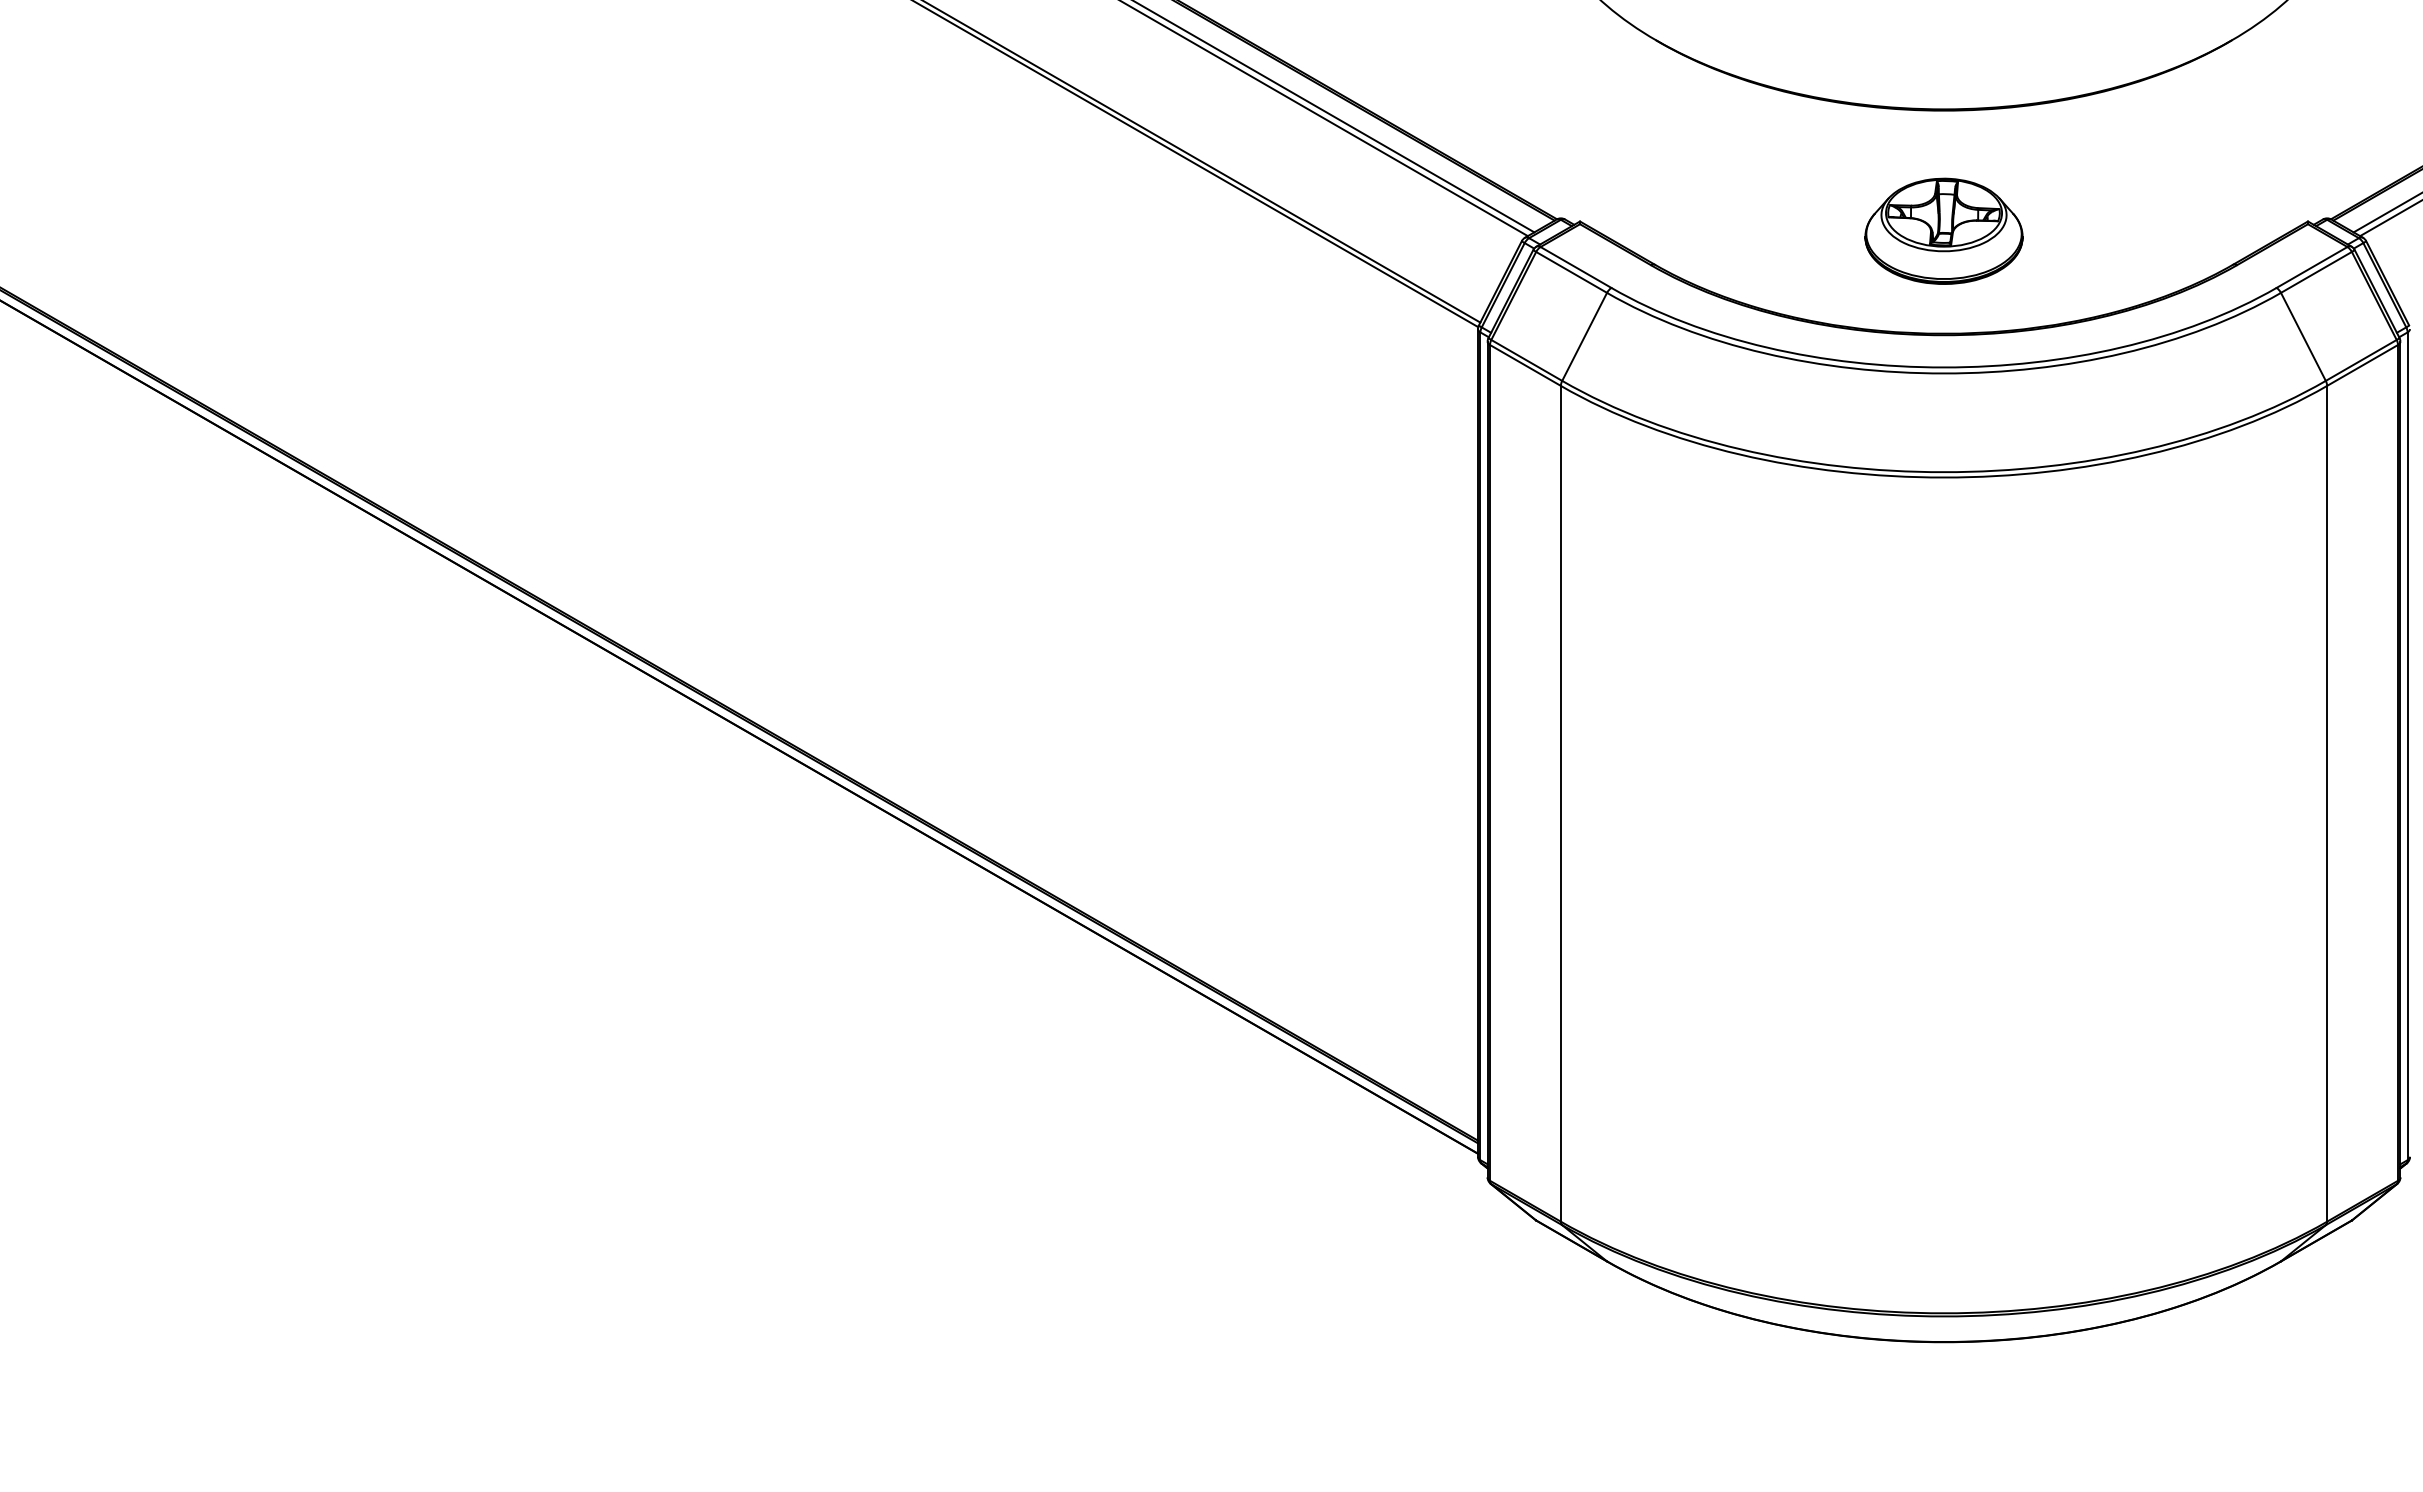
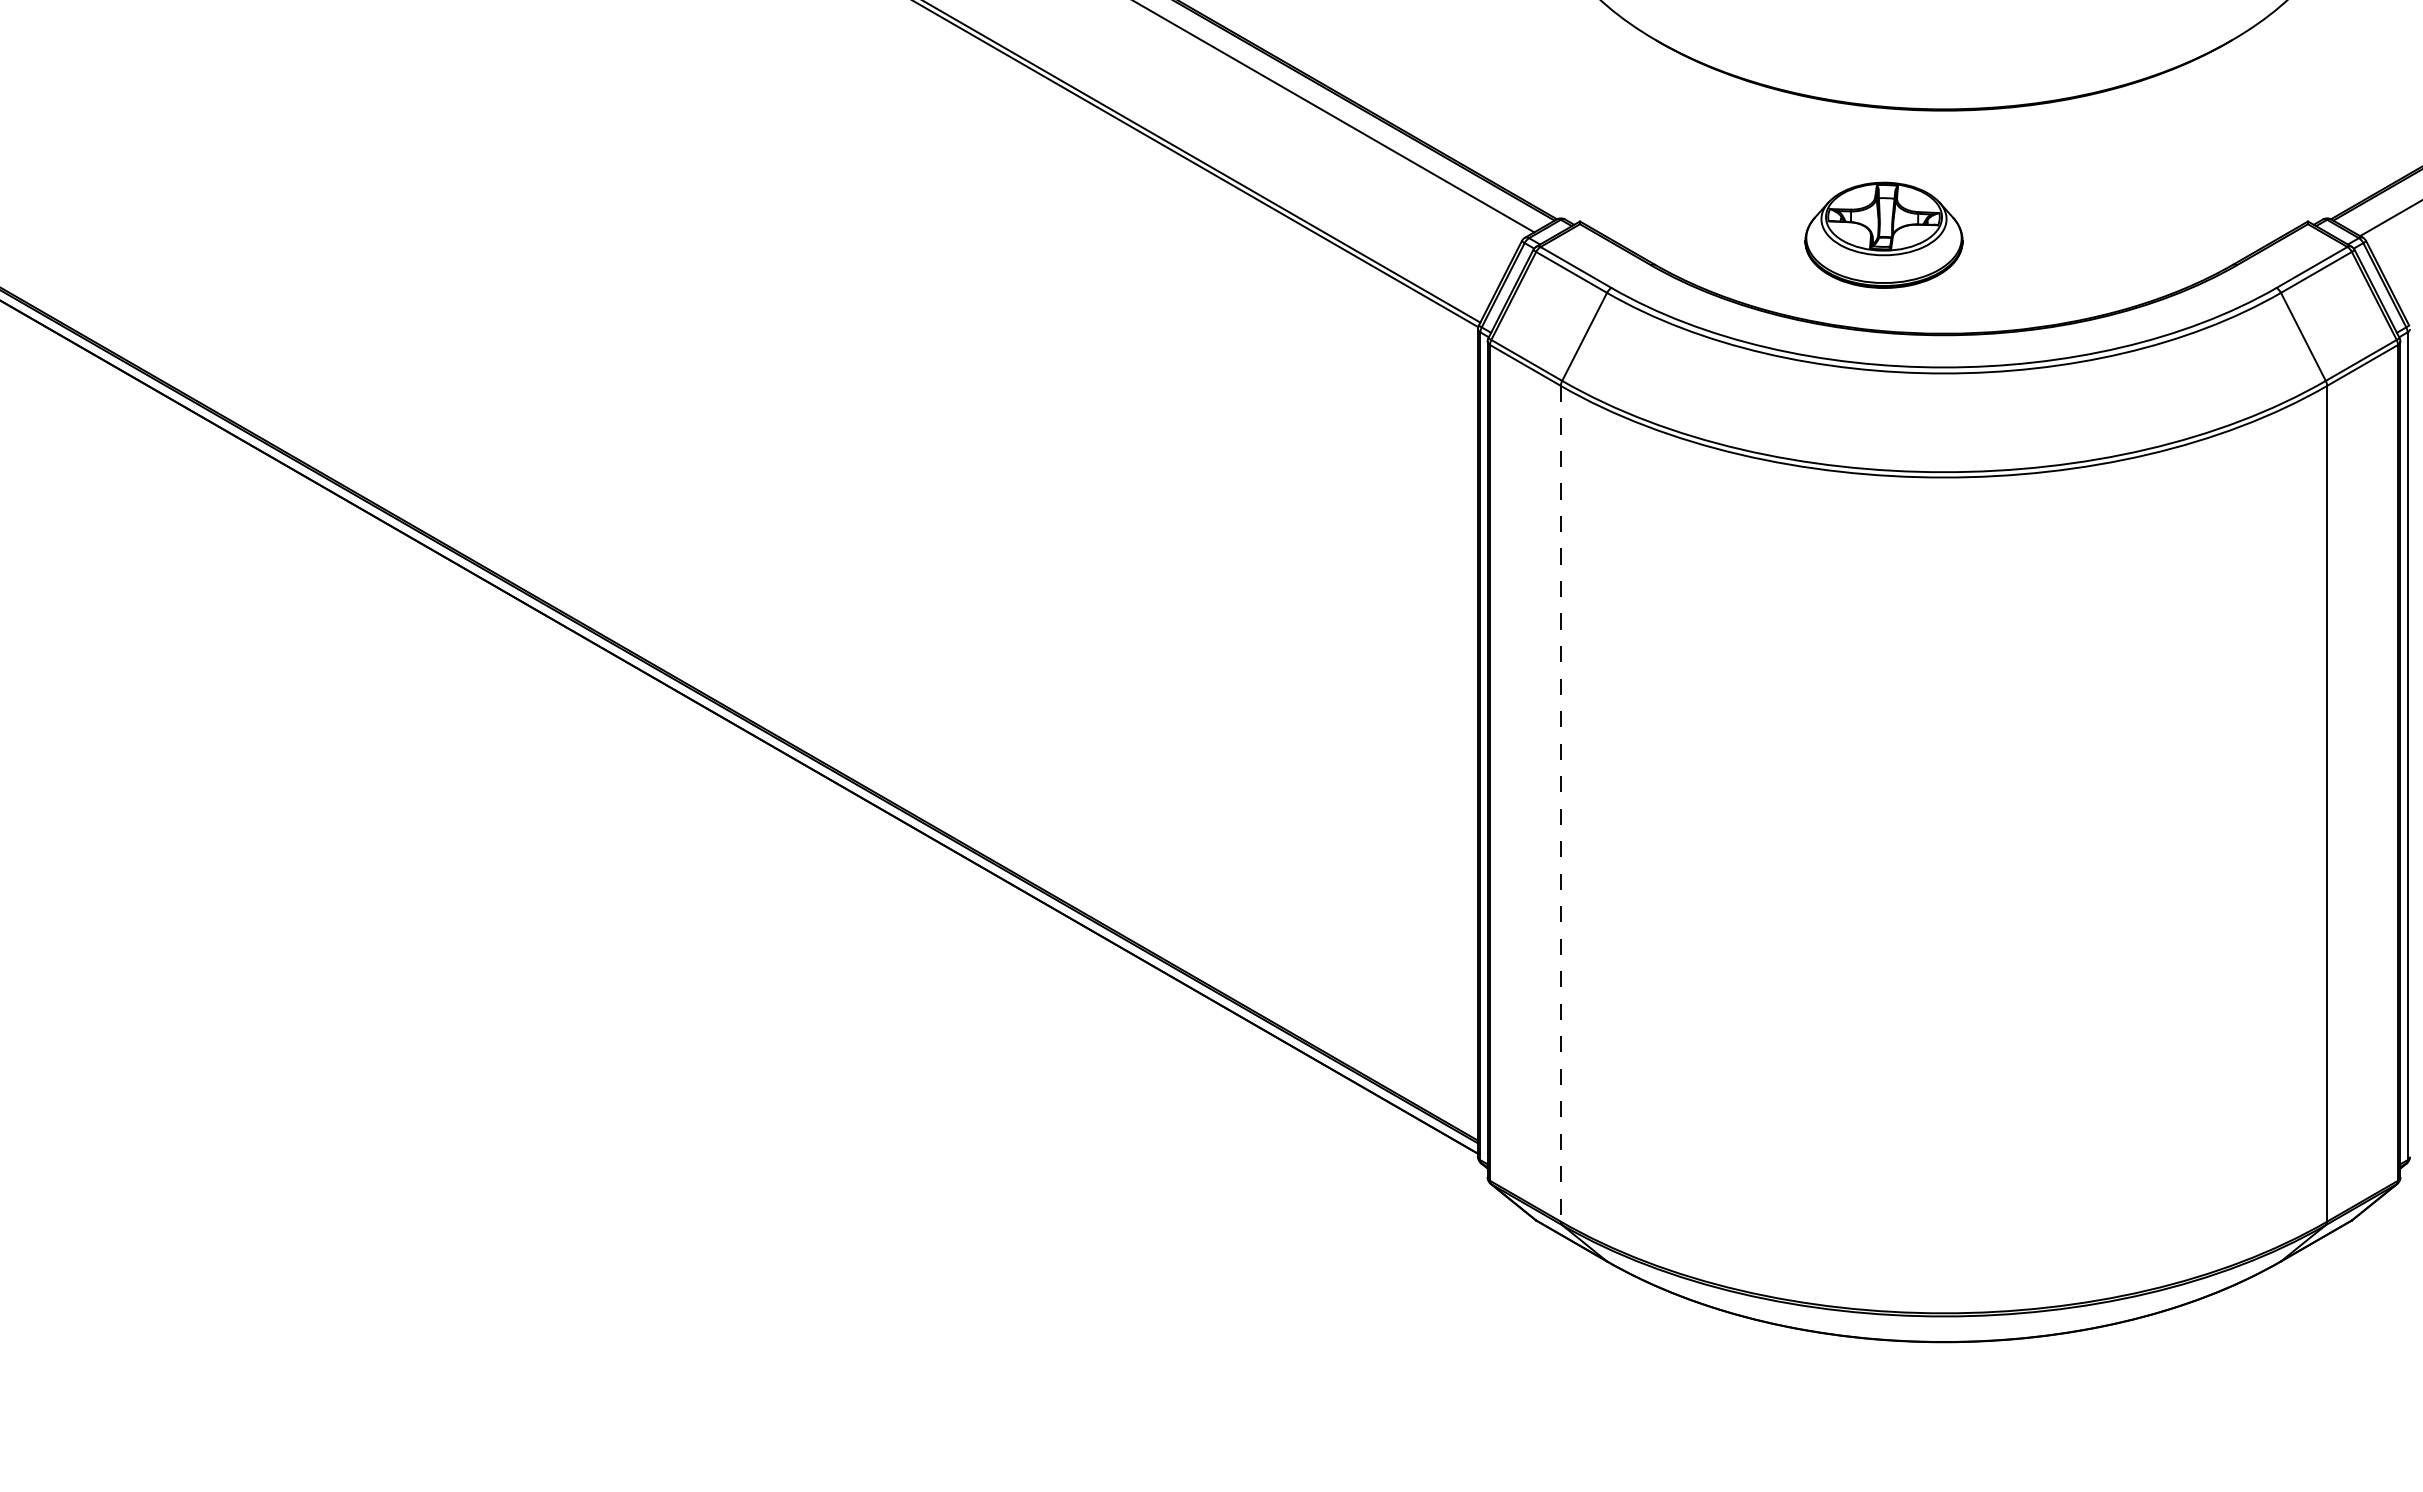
line: present -> none (1324, 119)
line: present -> none (2386, 213)
part position: (1943, 230) -> (1883, 234) (1883, 234)
line: solid -> dashed (1560, 803)
